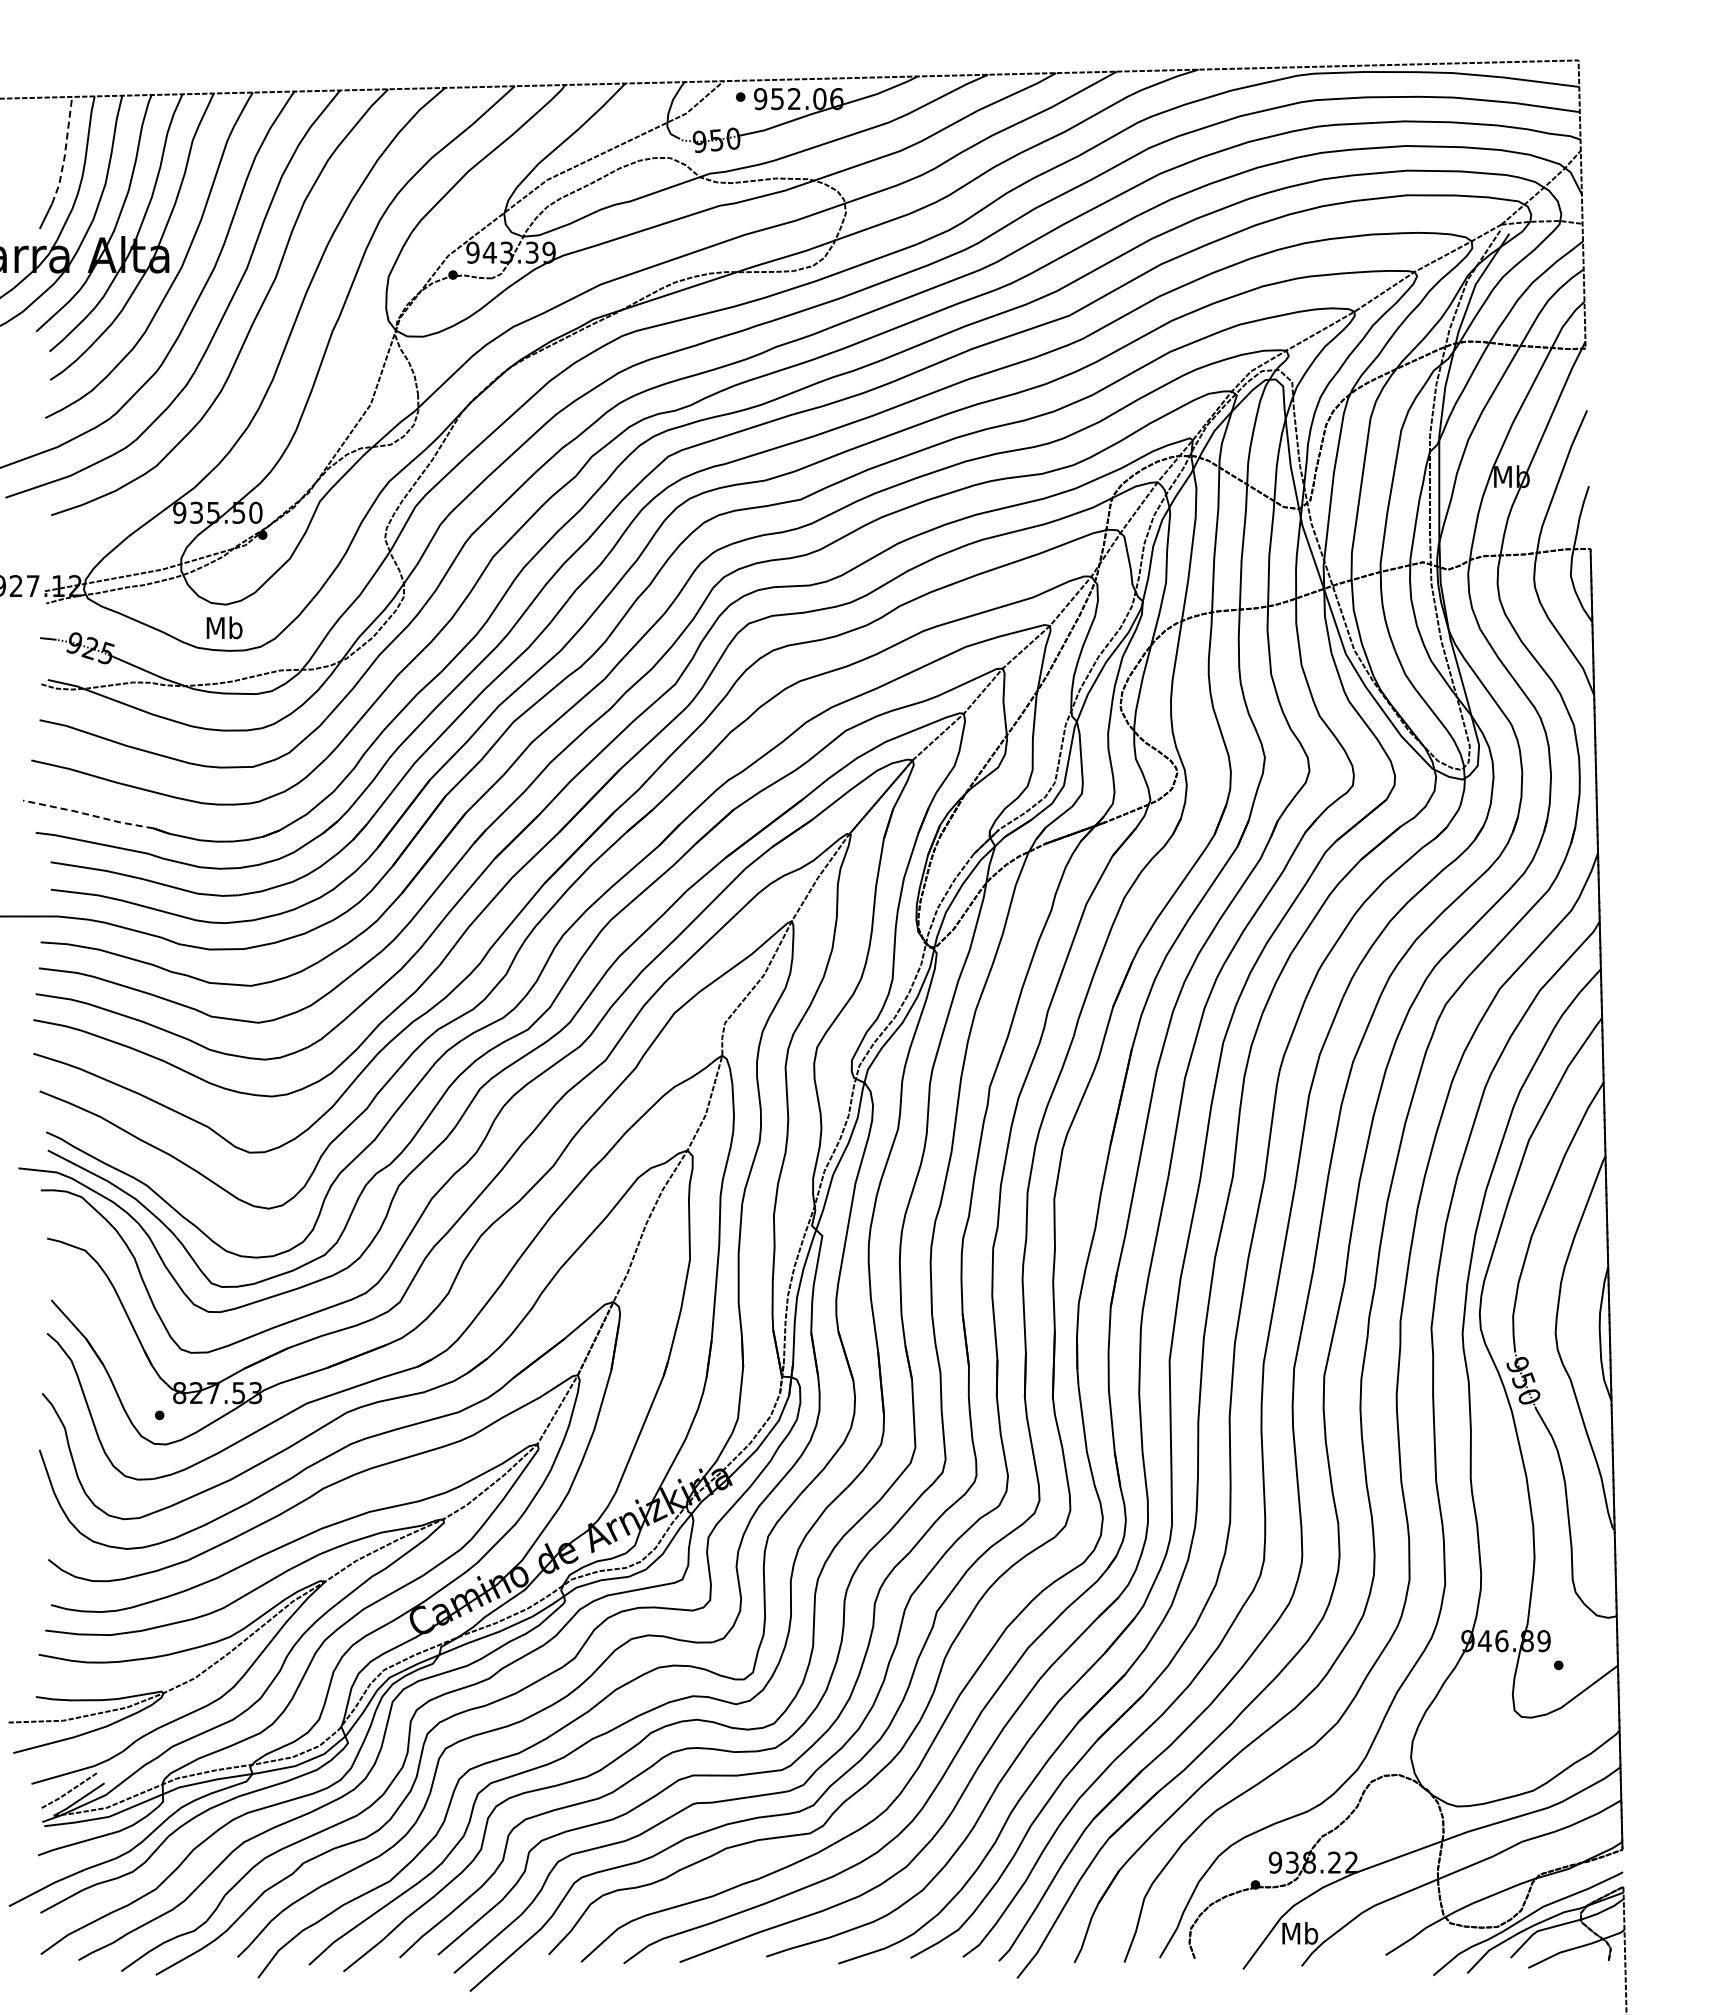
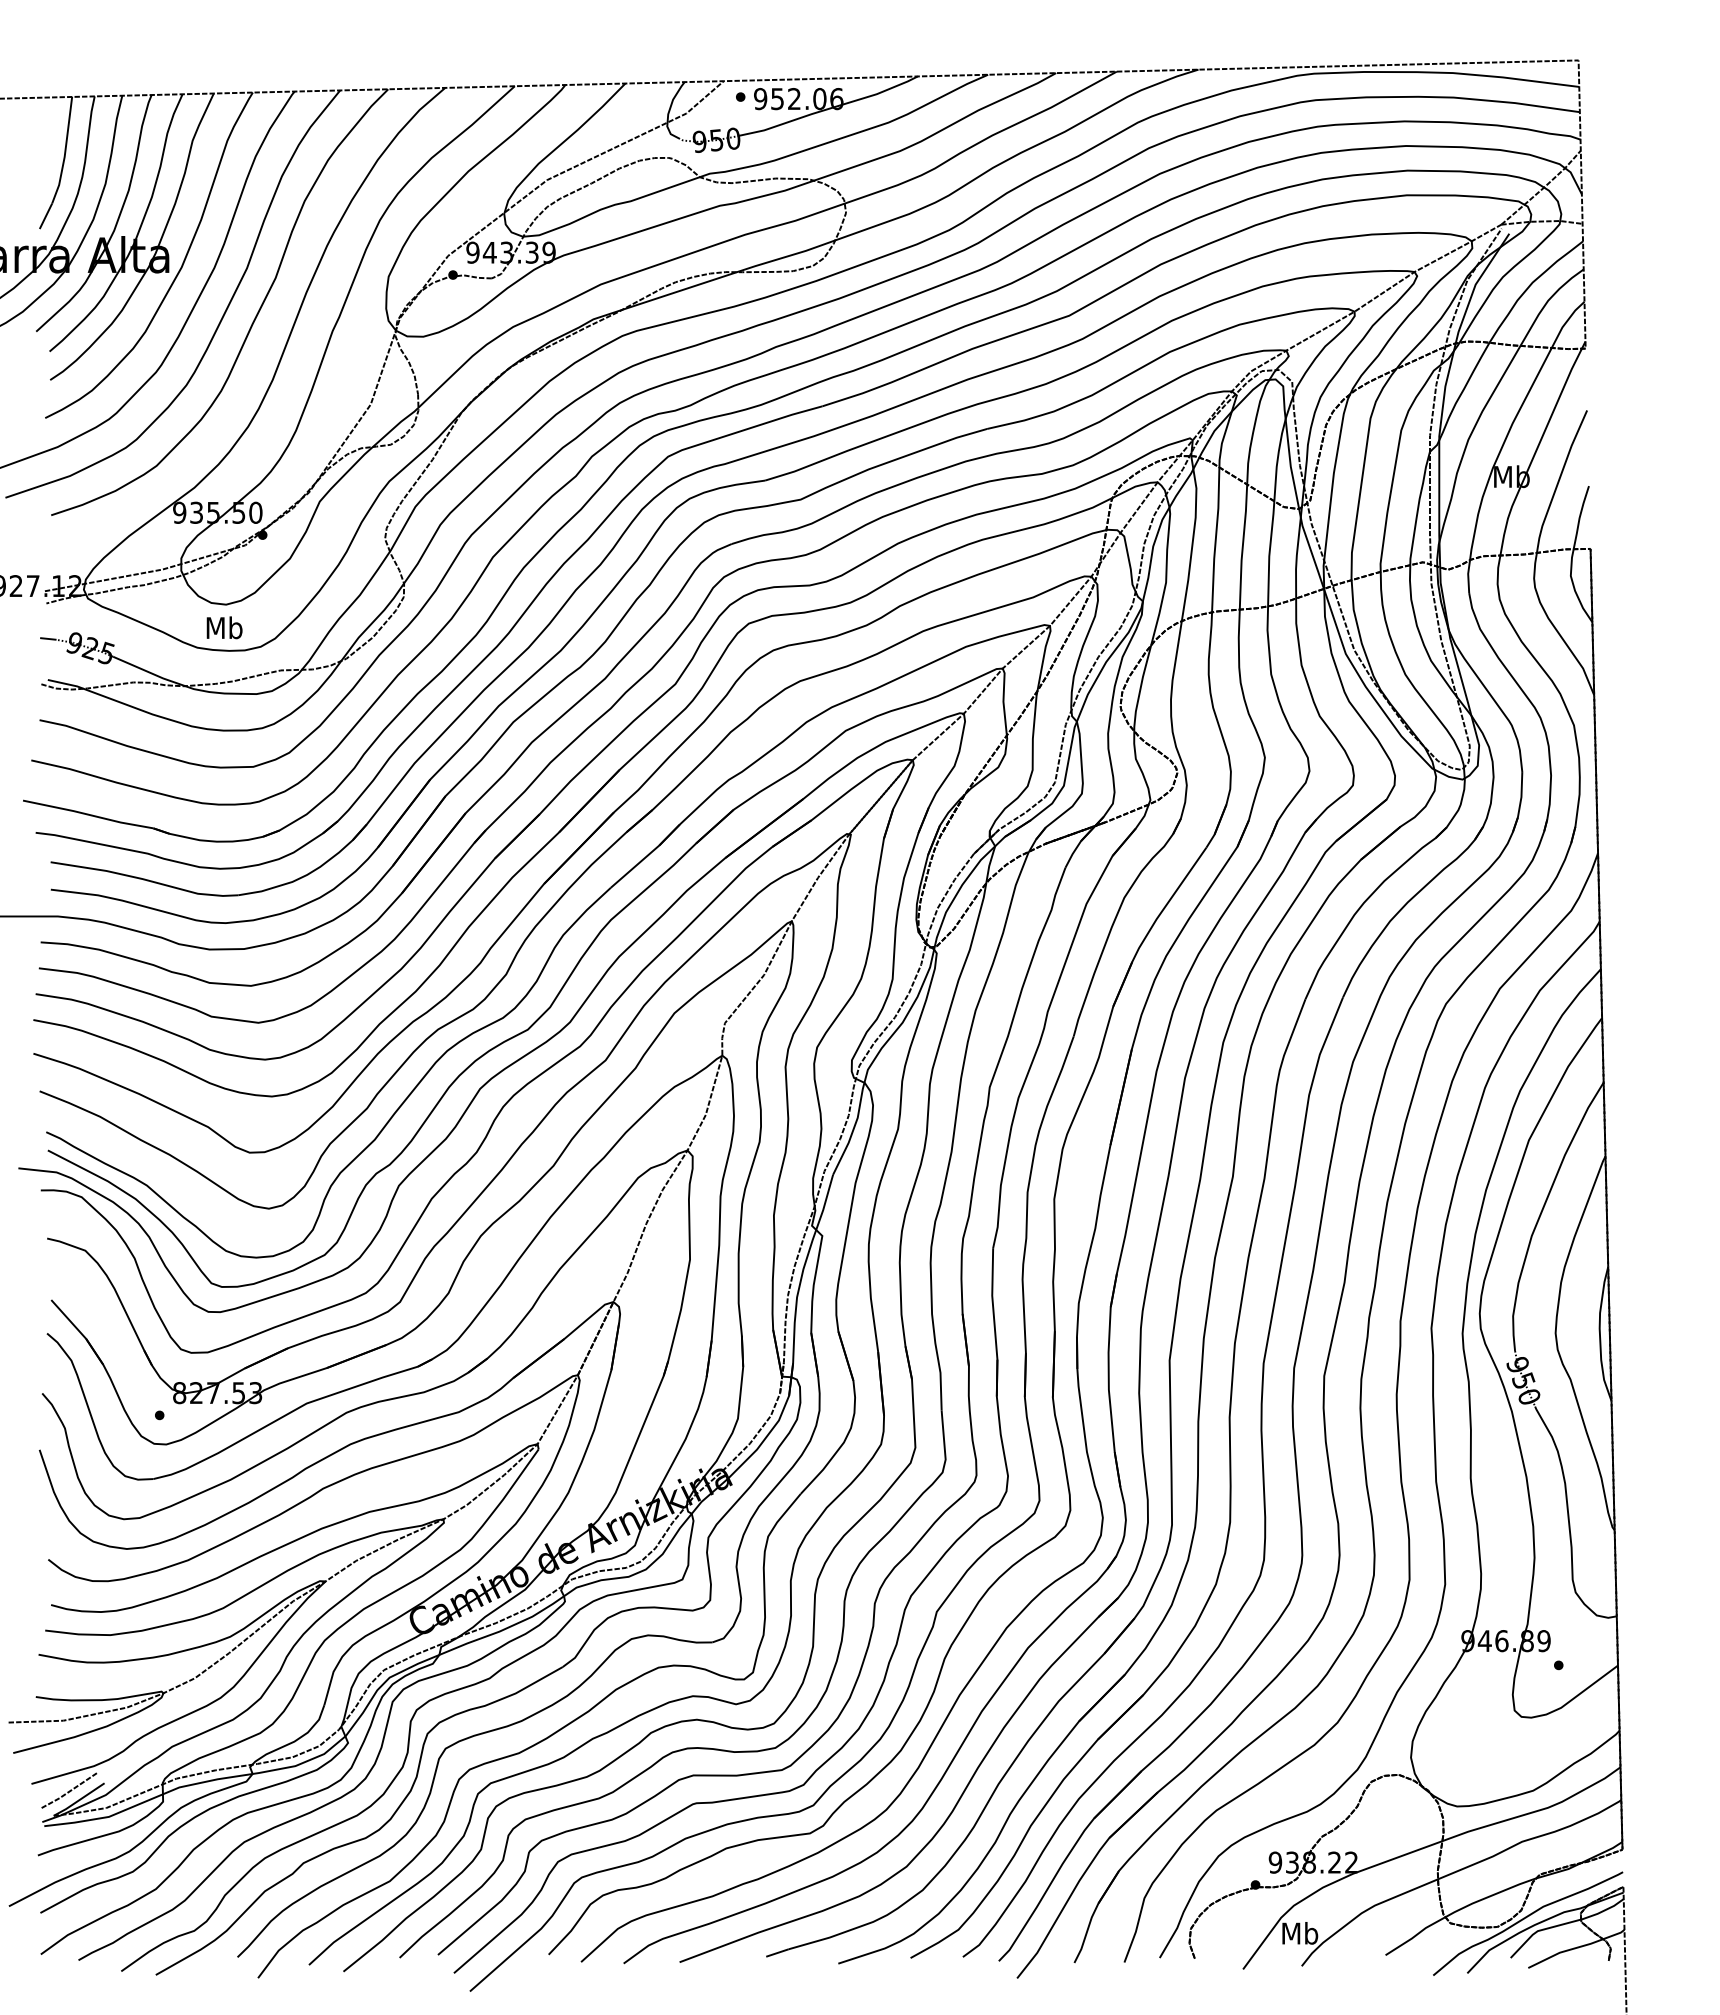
line: dashed -> solid (65, 152)
line: dashed -> solid (88, 814)
